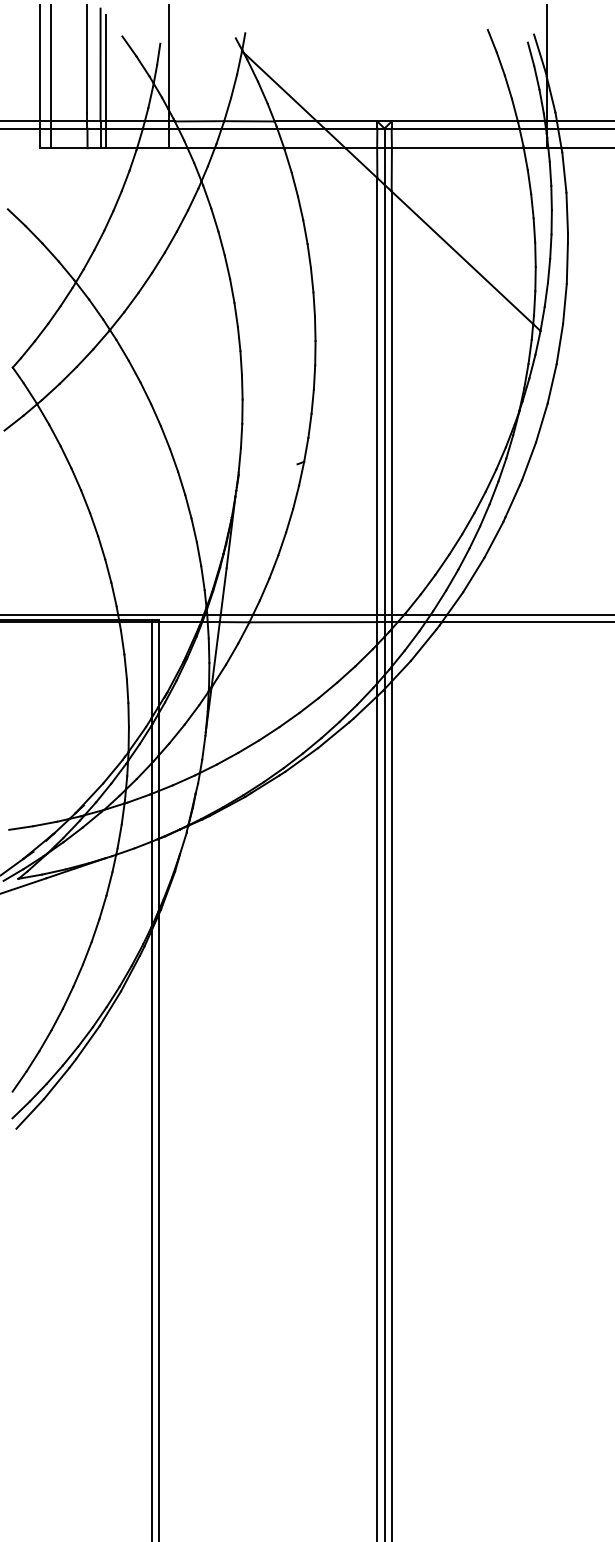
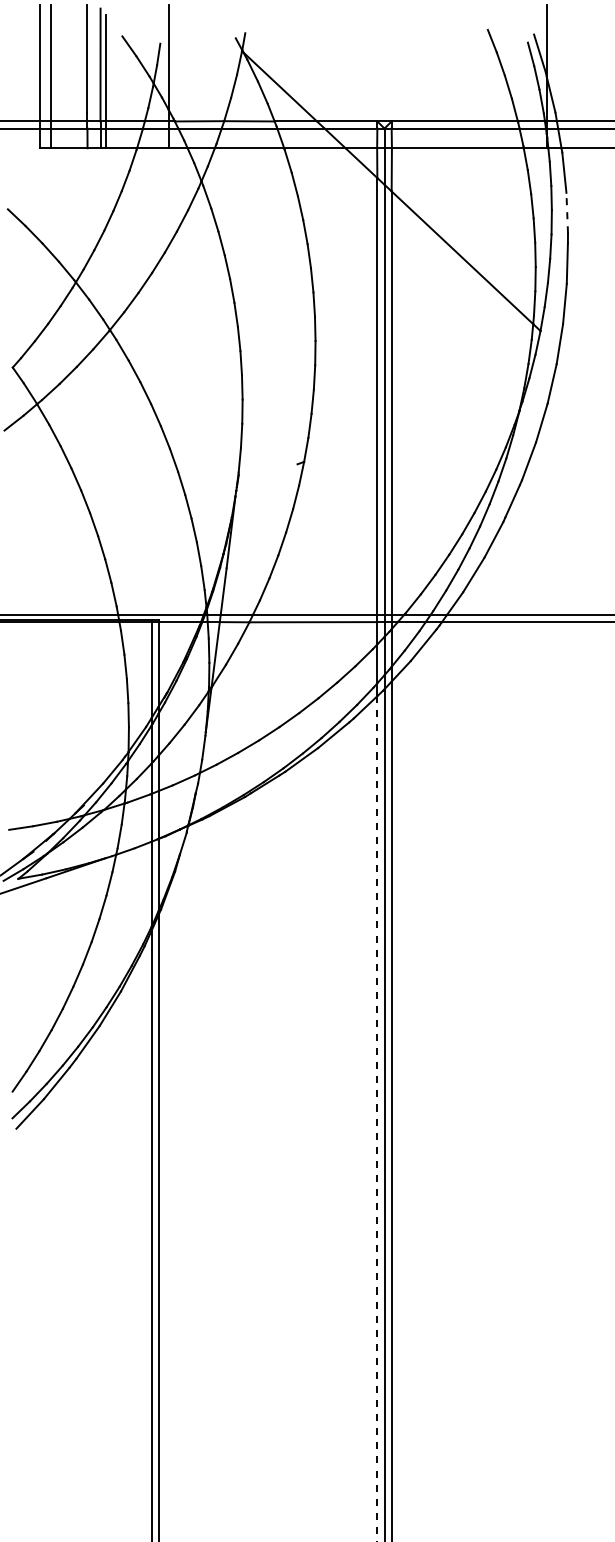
line: solid -> dashed (567, 212)
line: solid -> dashed (377, 1119)
